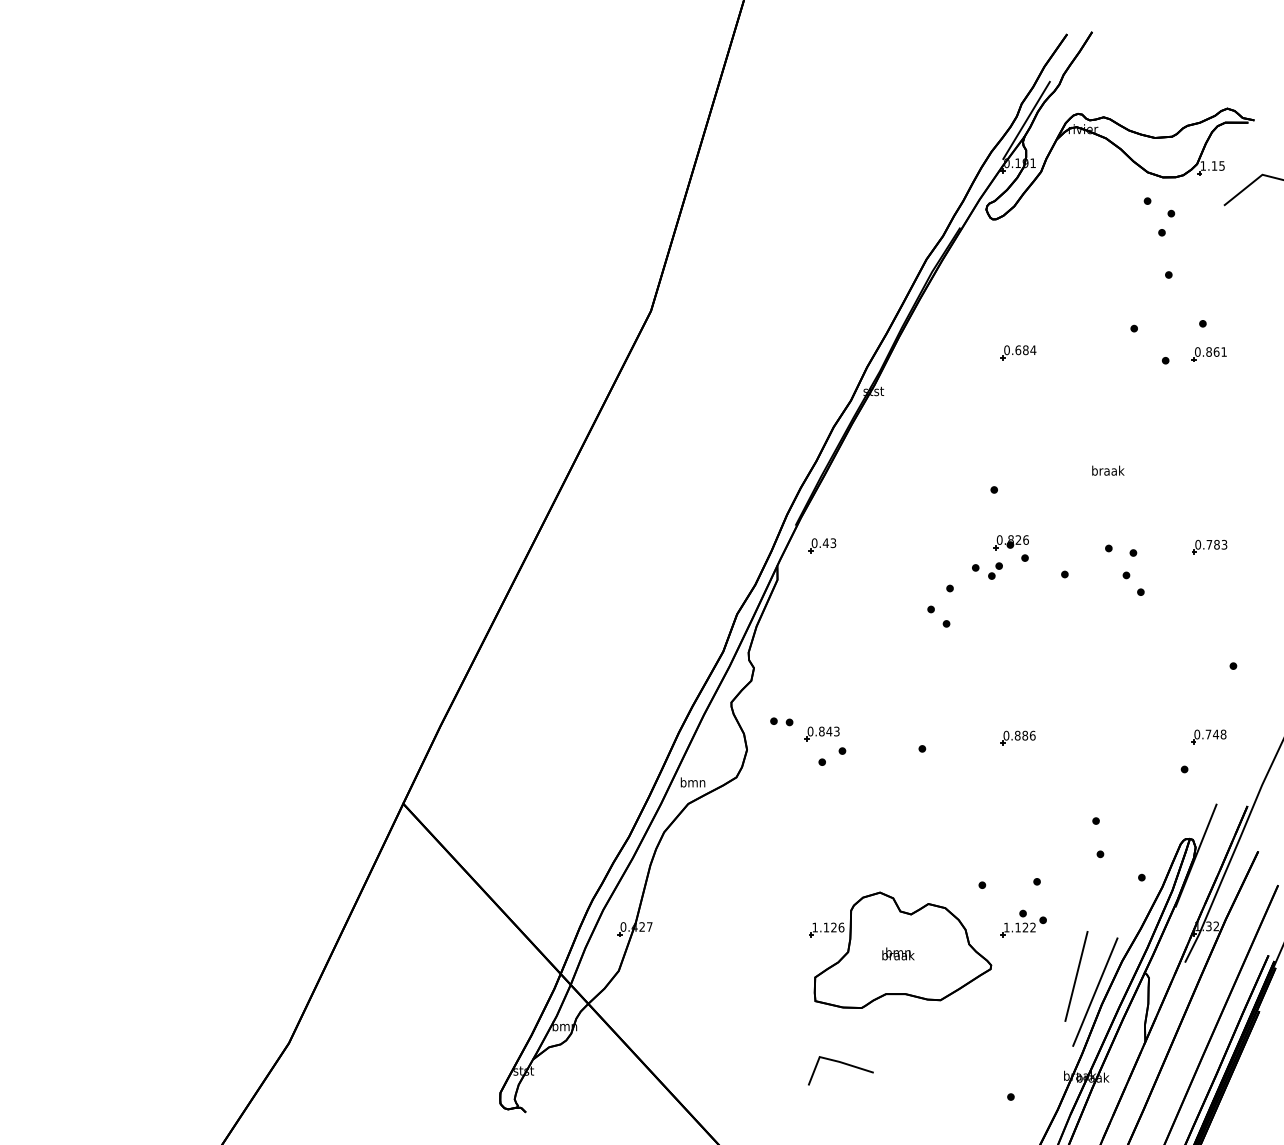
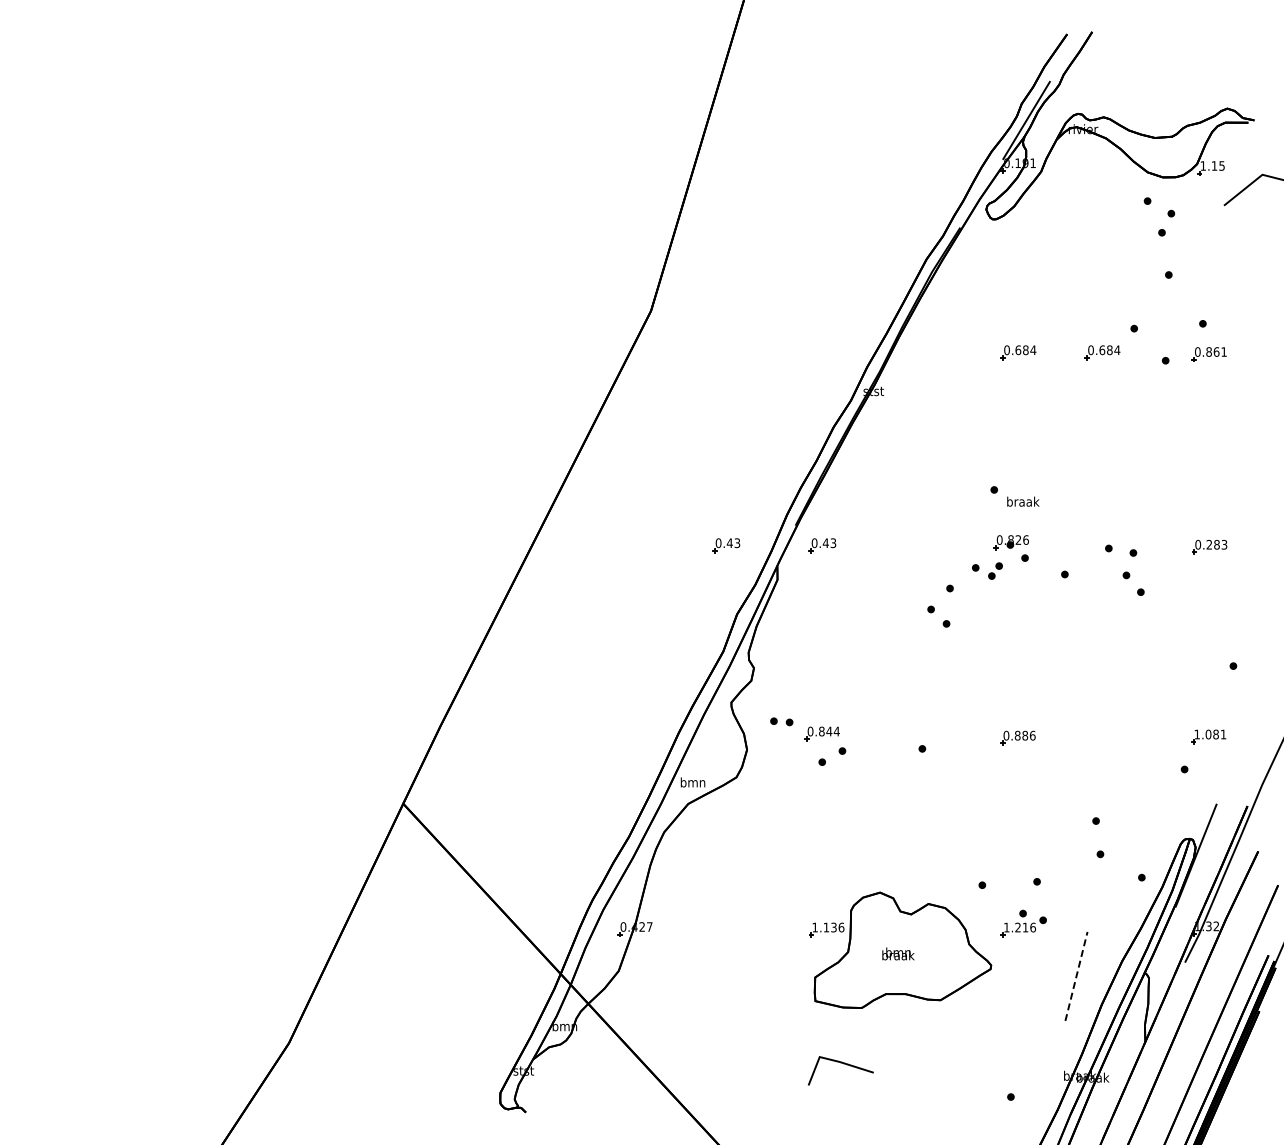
part: none -> present (1102, 352)
text position: (1108, 470) -> (1023, 501) (1023, 501)
text: 0.783 -> 0.283 (1209, 544)
part: none -> present (726, 545)
text: 0.843 -> 0.844 (836, 731)
text: 0.748 -> 1.081 (1210, 734)
text: 1.126 -> 1.136 (833, 927)
text: 1.122 -> 1.216 (1025, 927)
line: solid -> dashed (1076, 976)
line: present -> none (1095, 991)
